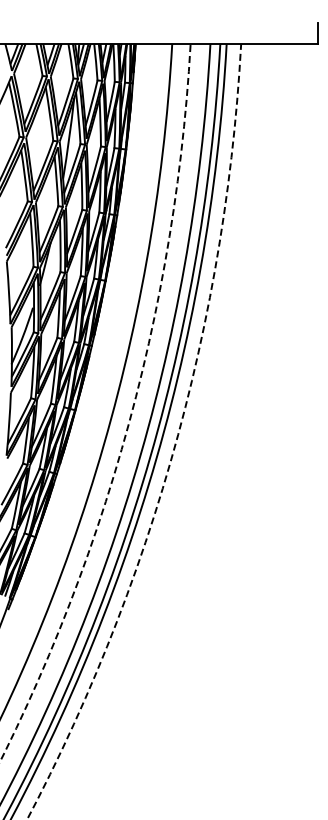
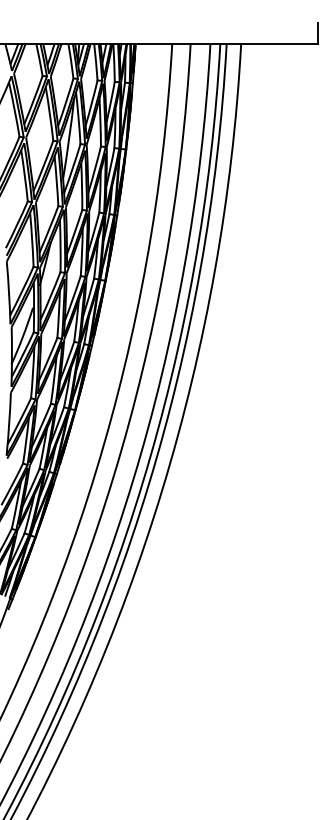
arc: dashed -> solid (131, 414)
arc: dashed -> solid (176, 440)
